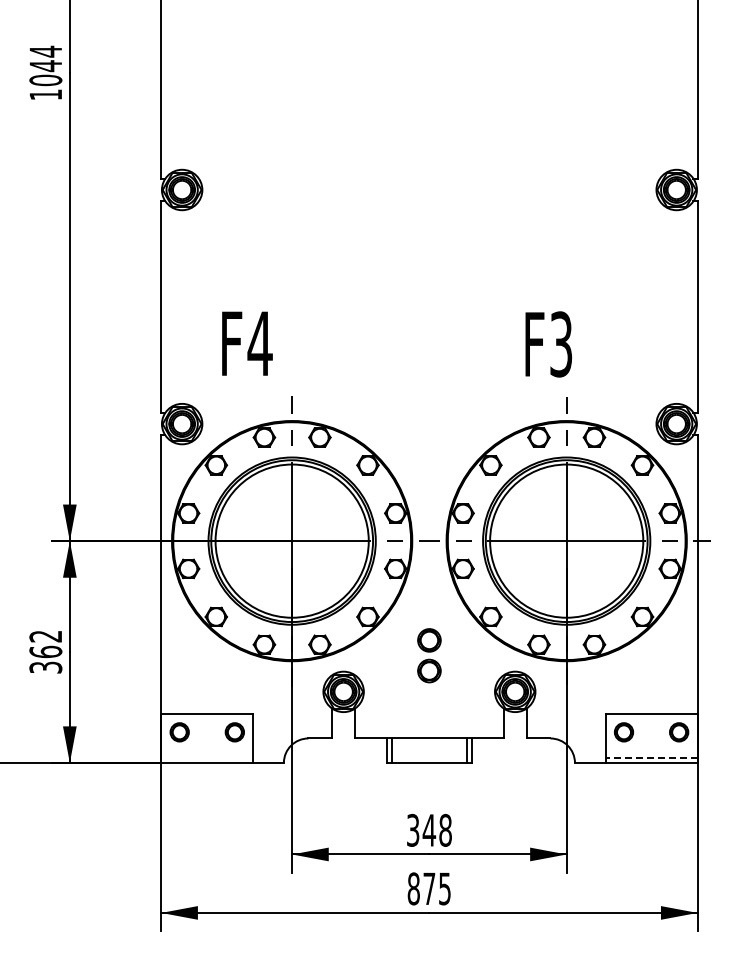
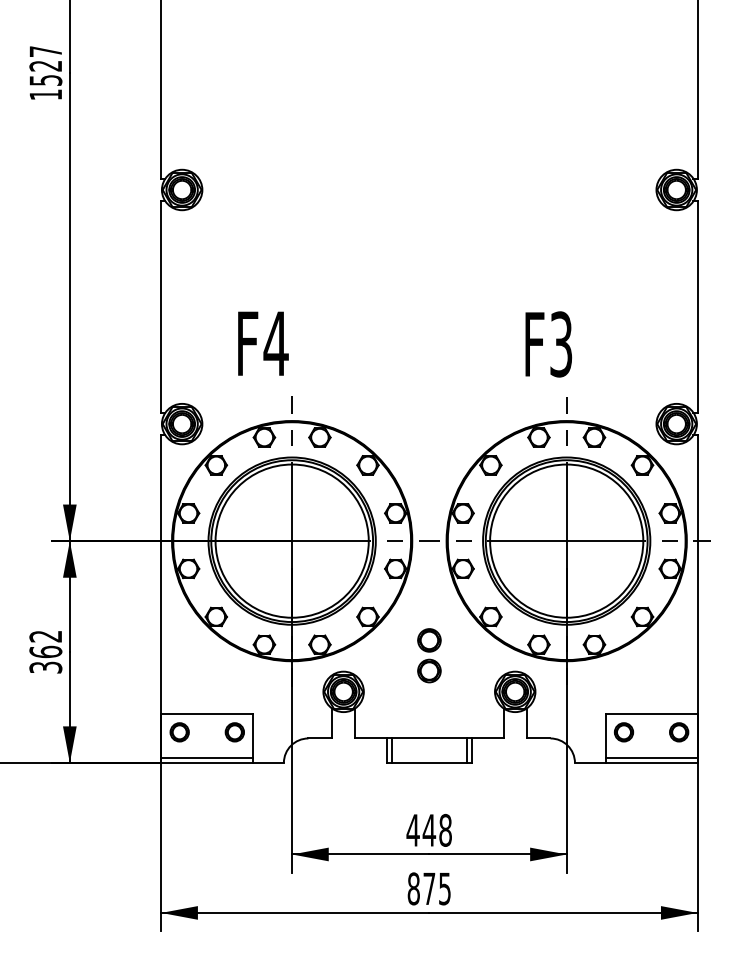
text: 1044 -> 1527 (45, 65)
text position: (247, 343) -> (263, 343) (263, 343)
line: none -> present (207, 758)
line: dashed -> solid (651, 758)
text: 348 -> 448 (412, 829)
